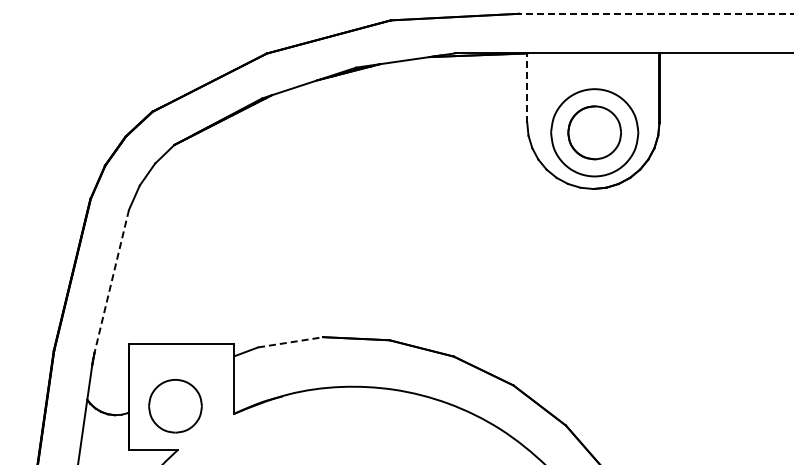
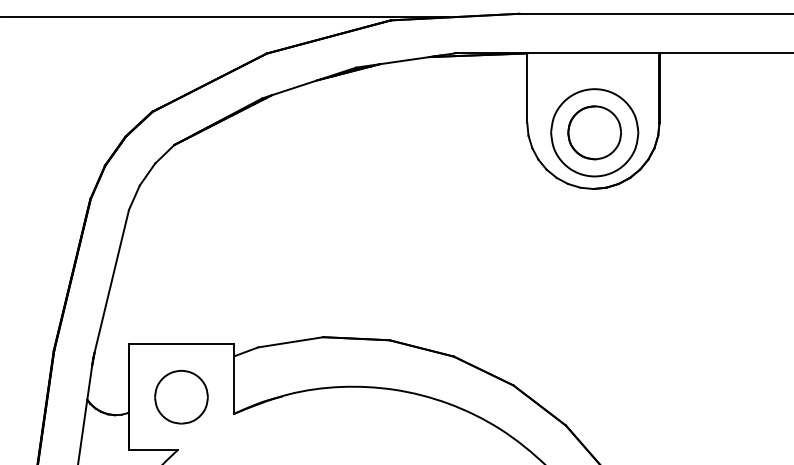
line: dashed -> solid (656, 13)
line: none -> present (225, 17)
line: dashed -> solid (527, 88)
line: dashed -> solid (110, 284)
line: dashed -> solid (291, 342)
part position: (175, 406) -> (181, 397) (181, 397)
